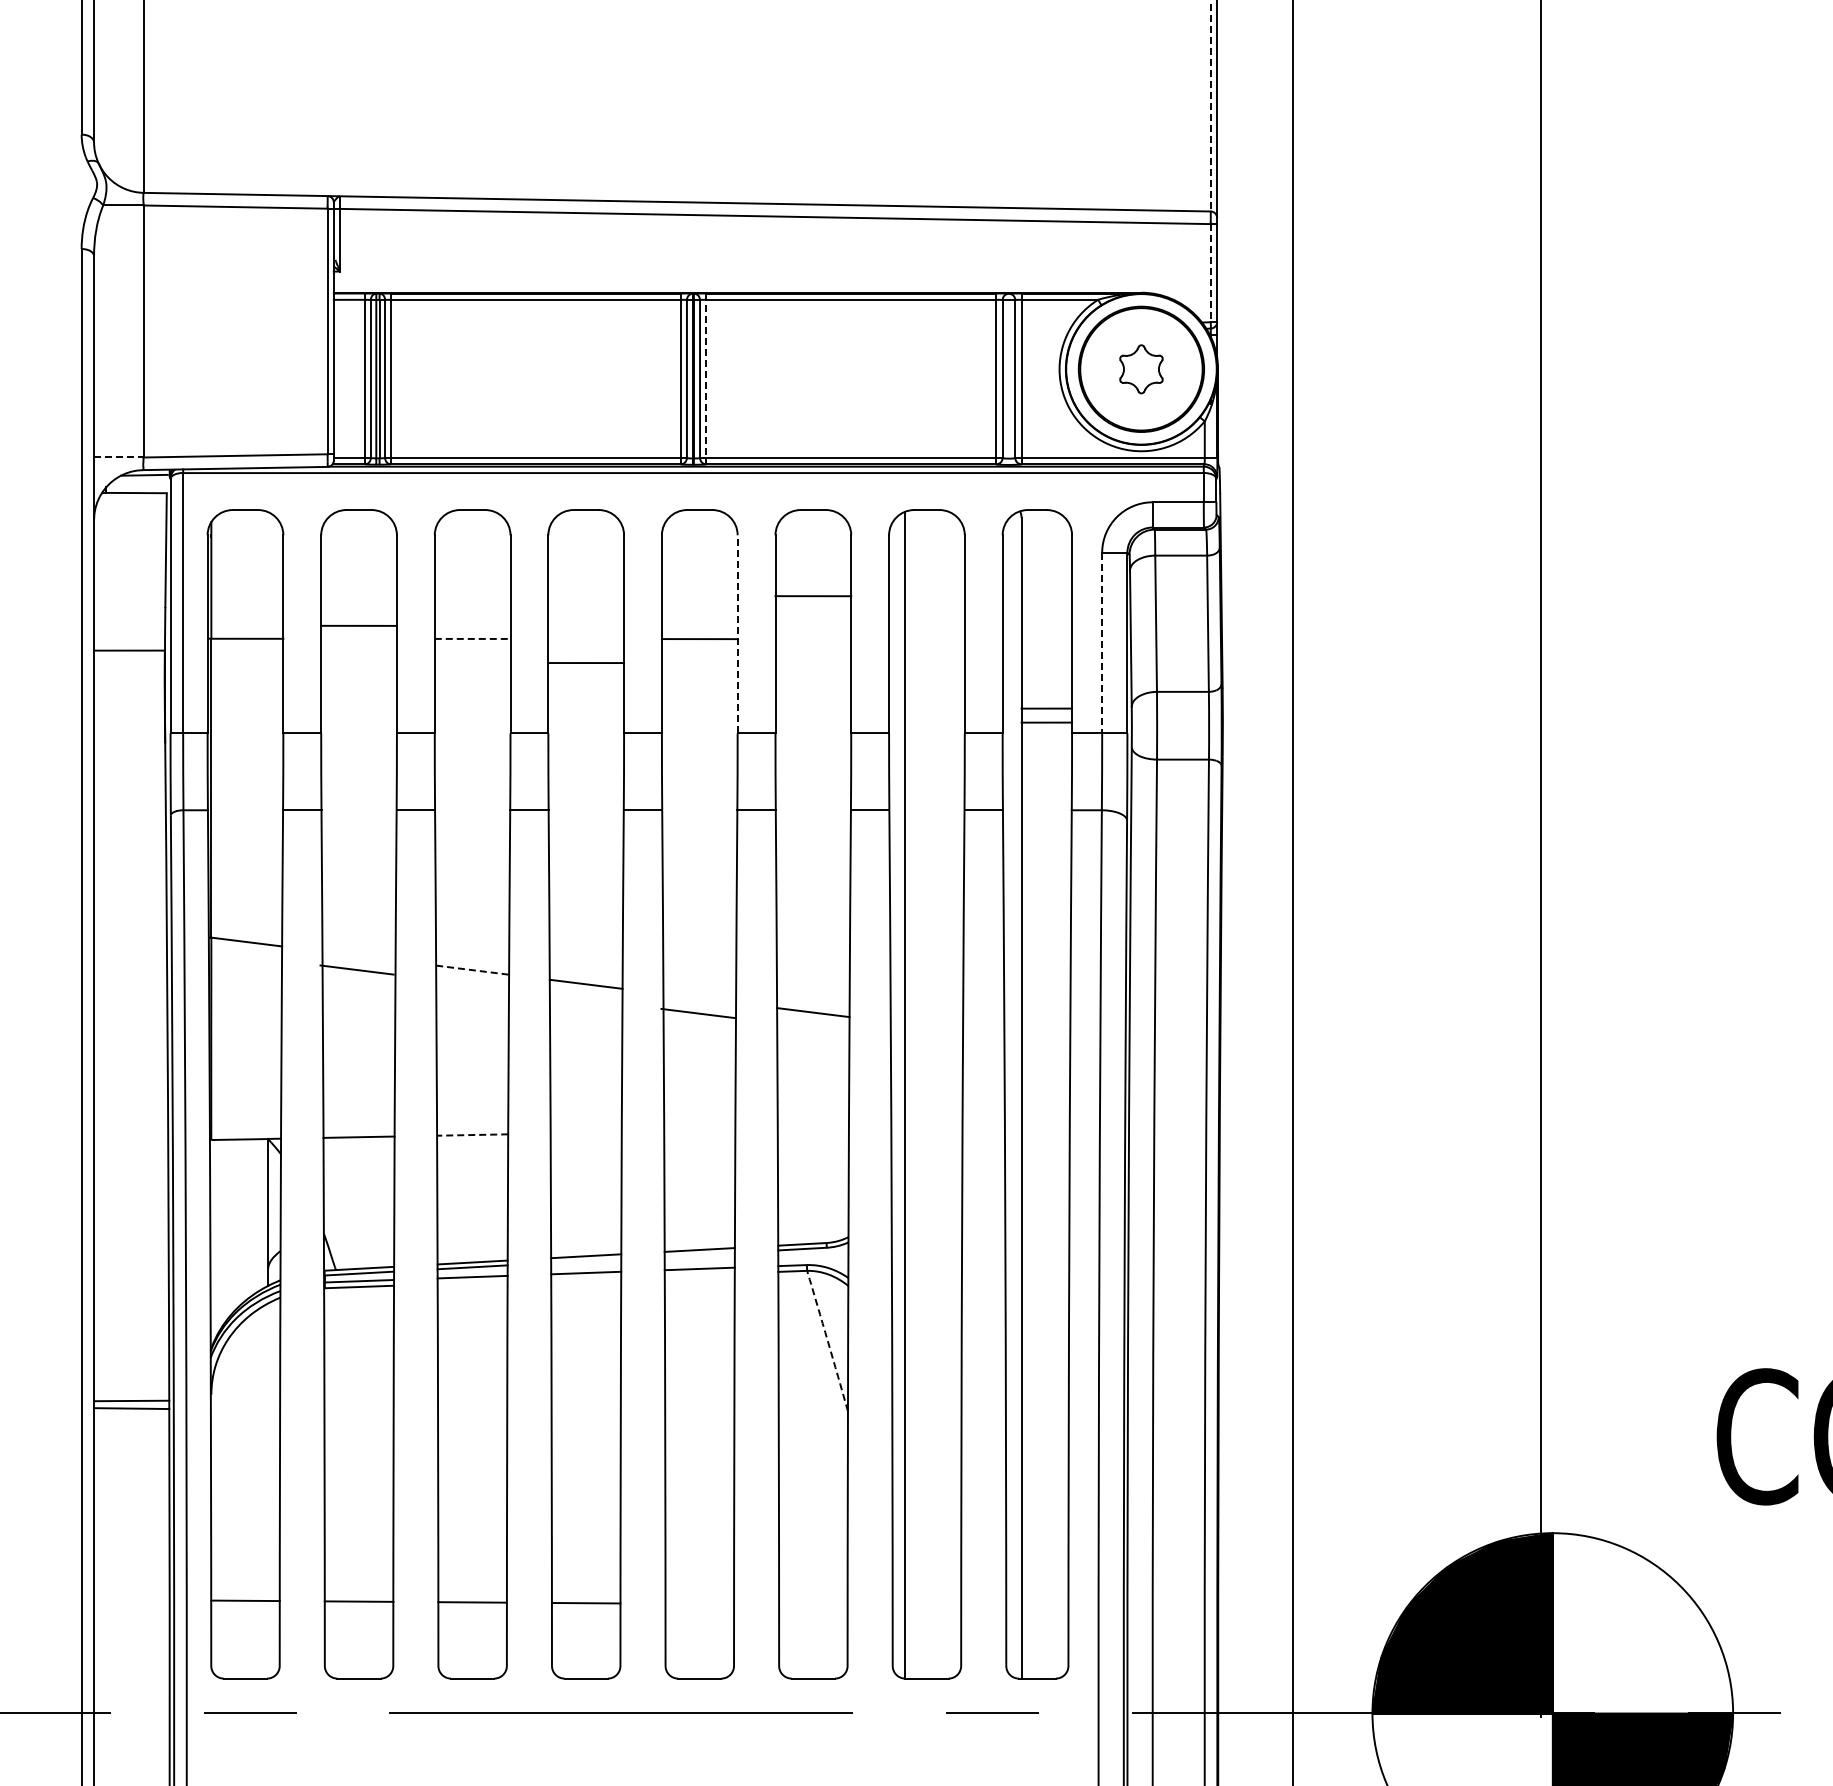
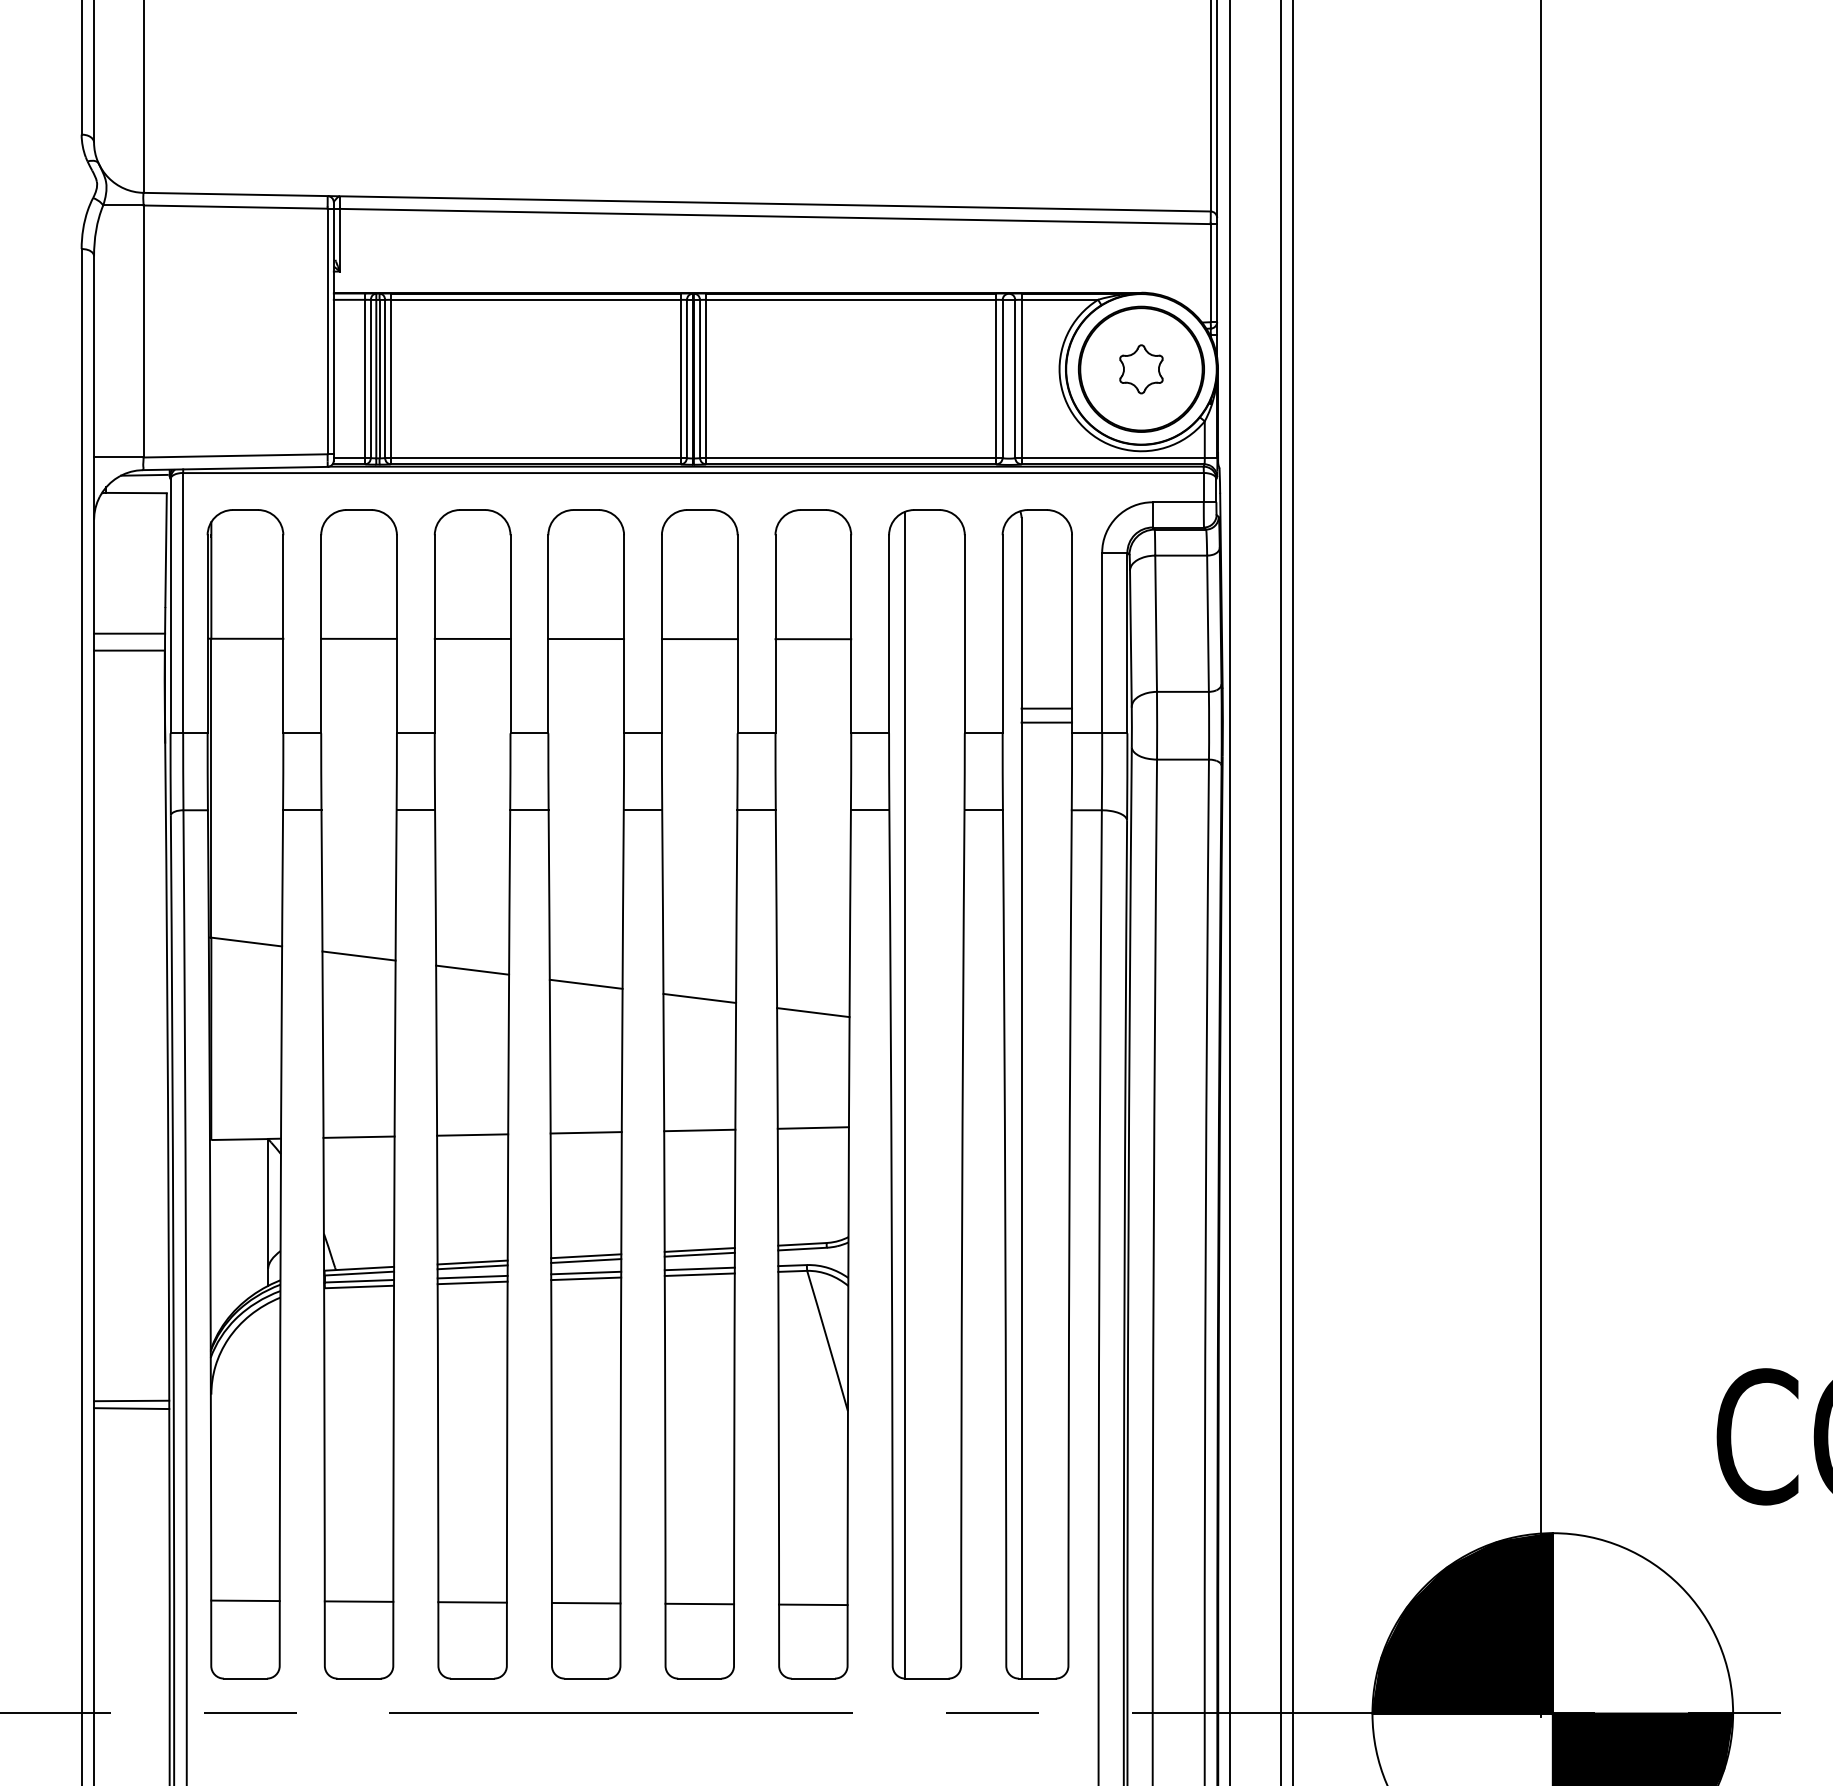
line: dashed -> solid (1210, 106)
line: dashed -> solid (1210, 273)
line: dashed -> solid (706, 379)
line: dashed -> solid (118, 457)
line position: (813, 596) -> (813, 639) (813, 639)
line position: (358, 625) -> (358, 638) (358, 638)
line: none -> present (129, 633)
line: dashed -> solid (737, 633)
line: dashed -> solid (472, 638)
line: dashed -> solid (1102, 643)
line position: (586, 663) -> (586, 639) (586, 639)
line: none -> present (1229, 892)
line: none -> present (1280, 892)
line position: (356, 969) -> (358, 955) (358, 955)
line: dashed -> solid (472, 970)
line position: (697, 1012) -> (699, 997) (699, 997)
line: none -> present (812, 1127)
line: none -> present (699, 1130)
line: none -> present (585, 1132)
line: dashed -> solid (472, 1135)
line: none -> present (699, 1254)
line: none -> present (586, 1260)
line: none -> present (699, 1274)
line: none -> present (586, 1278)
line: none -> present (472, 1282)
arc: dashed -> solid (827, 1341)
line: none -> present (699, 1603)
line: none -> present (813, 1604)
